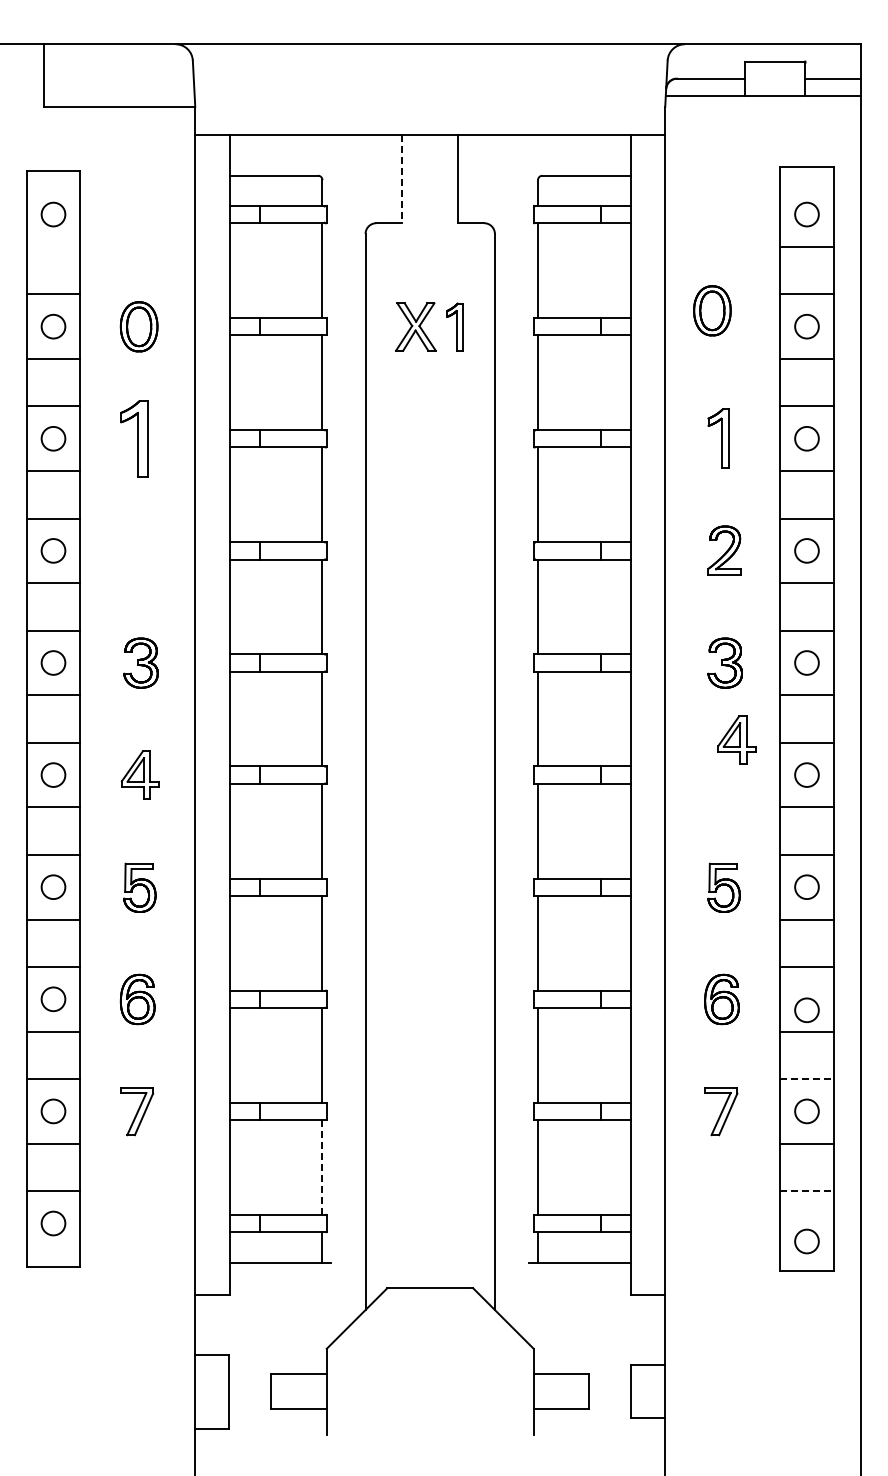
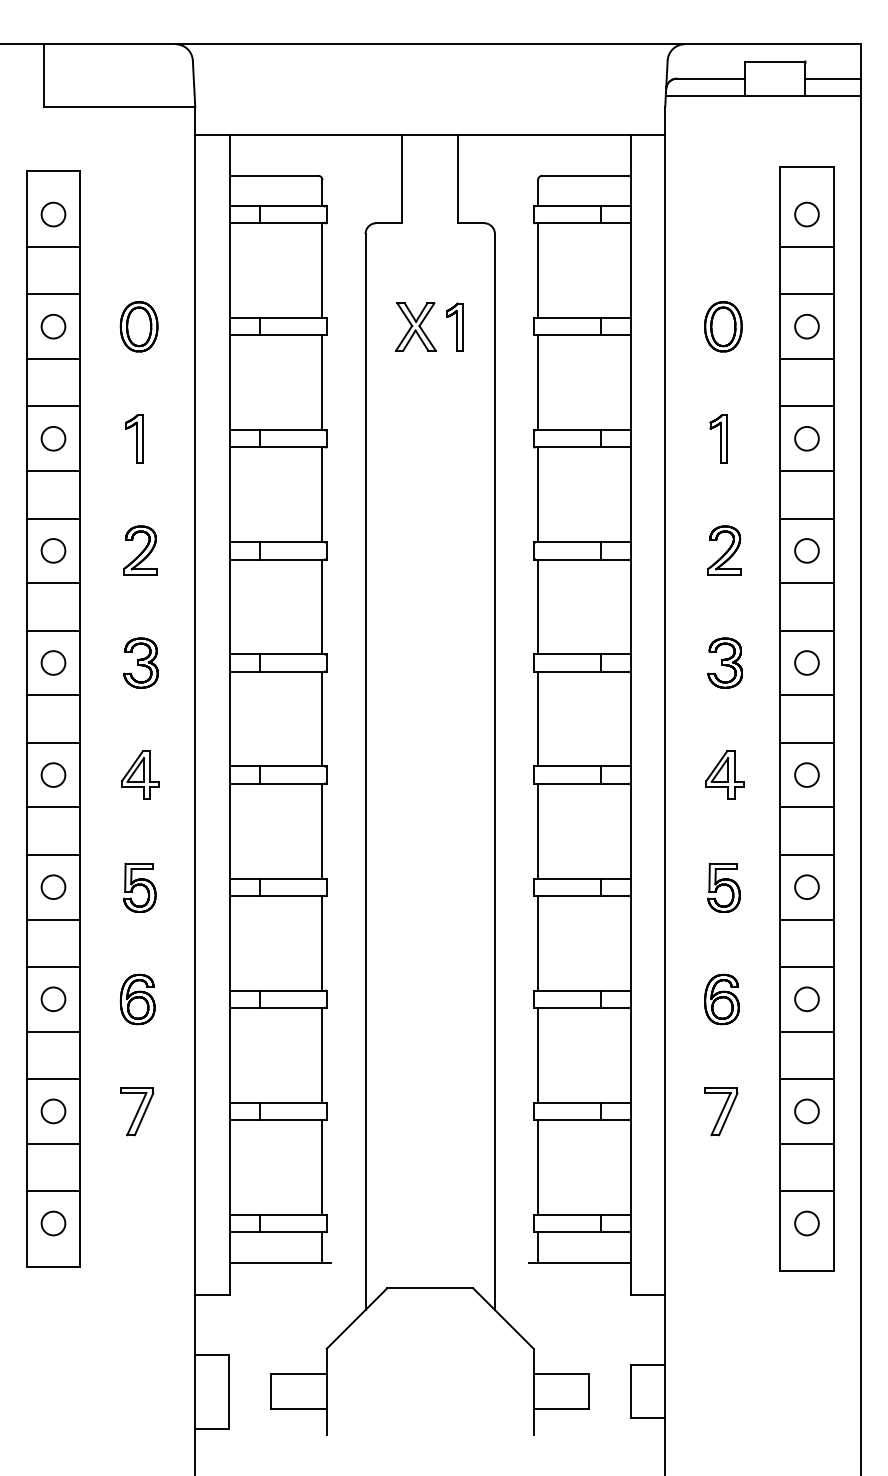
line: dashed -> solid (402, 179)
line: none -> present (53, 246)
part position: (712, 310) -> (723, 326) (723, 326)
part size: 29x78 px -> 19x50 px (134, 438)
part size: 23x61 px -> 19x50 px (718, 438)
part: none -> present (140, 550)
part position: (736, 739) -> (724, 774) (724, 774)
circle position: (806, 1010) -> (806, 999) (806, 999)
line: dashed -> solid (806, 1079)
line: dashed -> solid (322, 1166)
line: dashed -> solid (806, 1191)
circle position: (806, 1241) -> (806, 1223) (806, 1223)
